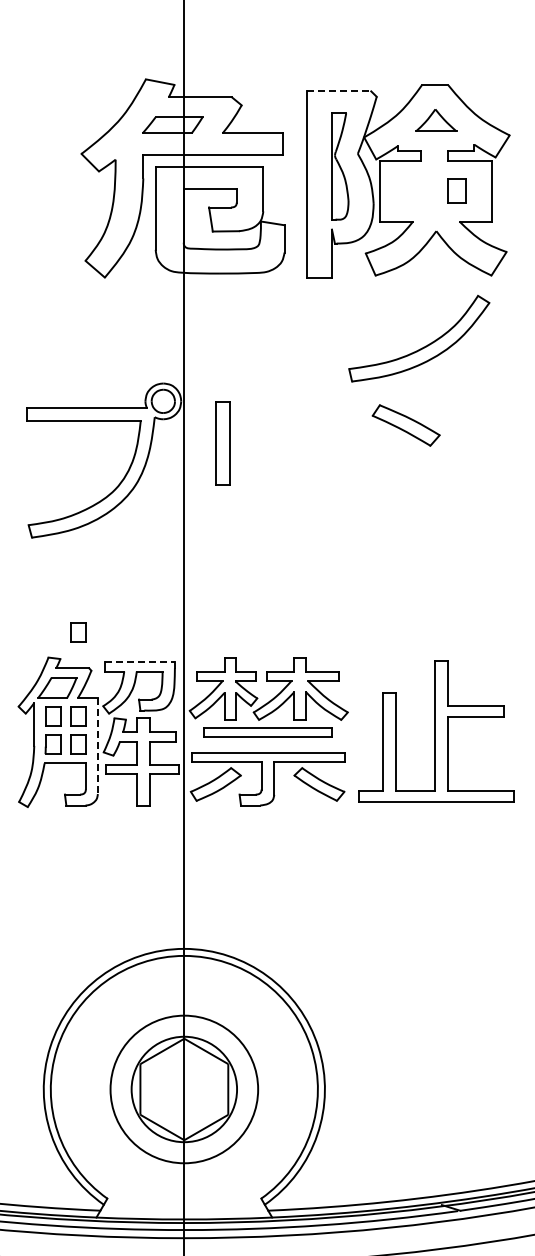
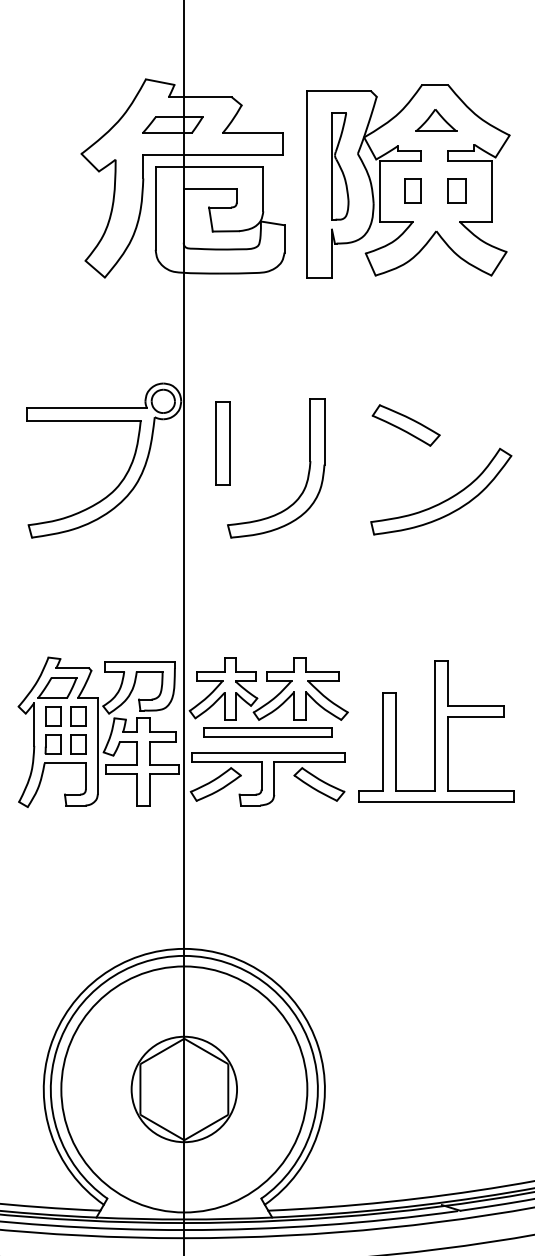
line: dashed -> solid (339, 91)
part: none -> present (412, 190)
part position: (423, 346) -> (445, 499) (445, 499)
part: none -> present (307, 474)
part: present -> none (78, 632)
line: dashed -> solid (140, 662)
line: dashed -> solid (97, 746)
circle diameter: 148 px -> 246 px (184, 1089)
